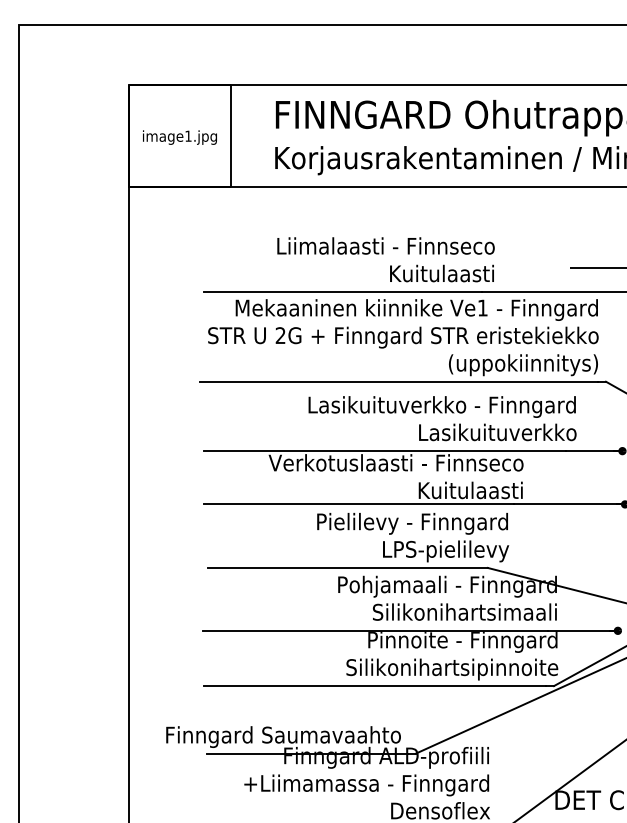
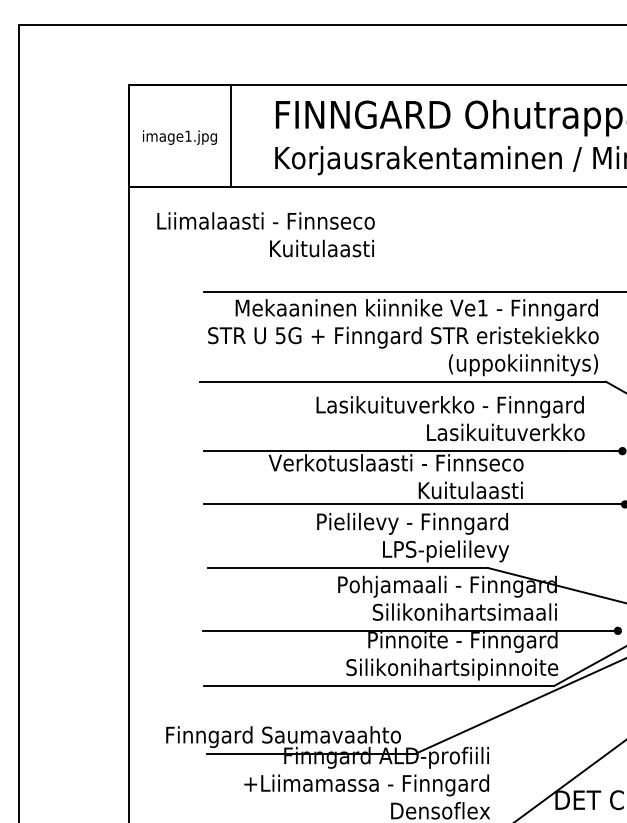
text position: (385, 259) -> (265, 234) (265, 234)
line: present -> none (596, 268)
text: 2G -> 5G (280, 335)
text position: (442, 418) -> (450, 418) (450, 418)
